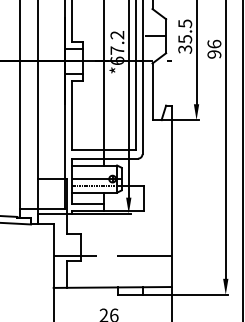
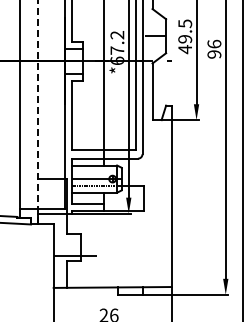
text: 35.5 -> 49.5 (185, 44)
line: solid -> dashed (37, 112)
line: present -> none (143, 256)
